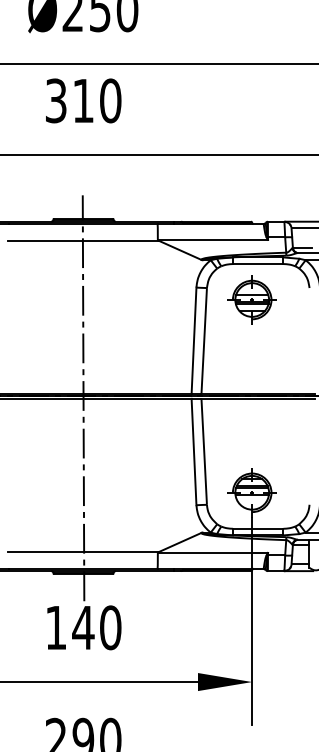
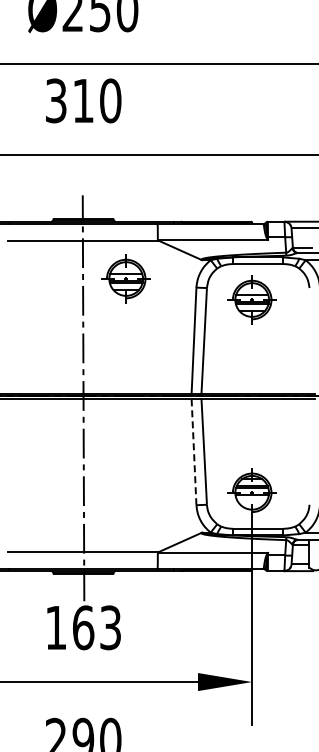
part: none -> present (125, 278)
line: solid -> dashed (194, 451)
text: 140 -> 163 (96, 627)
